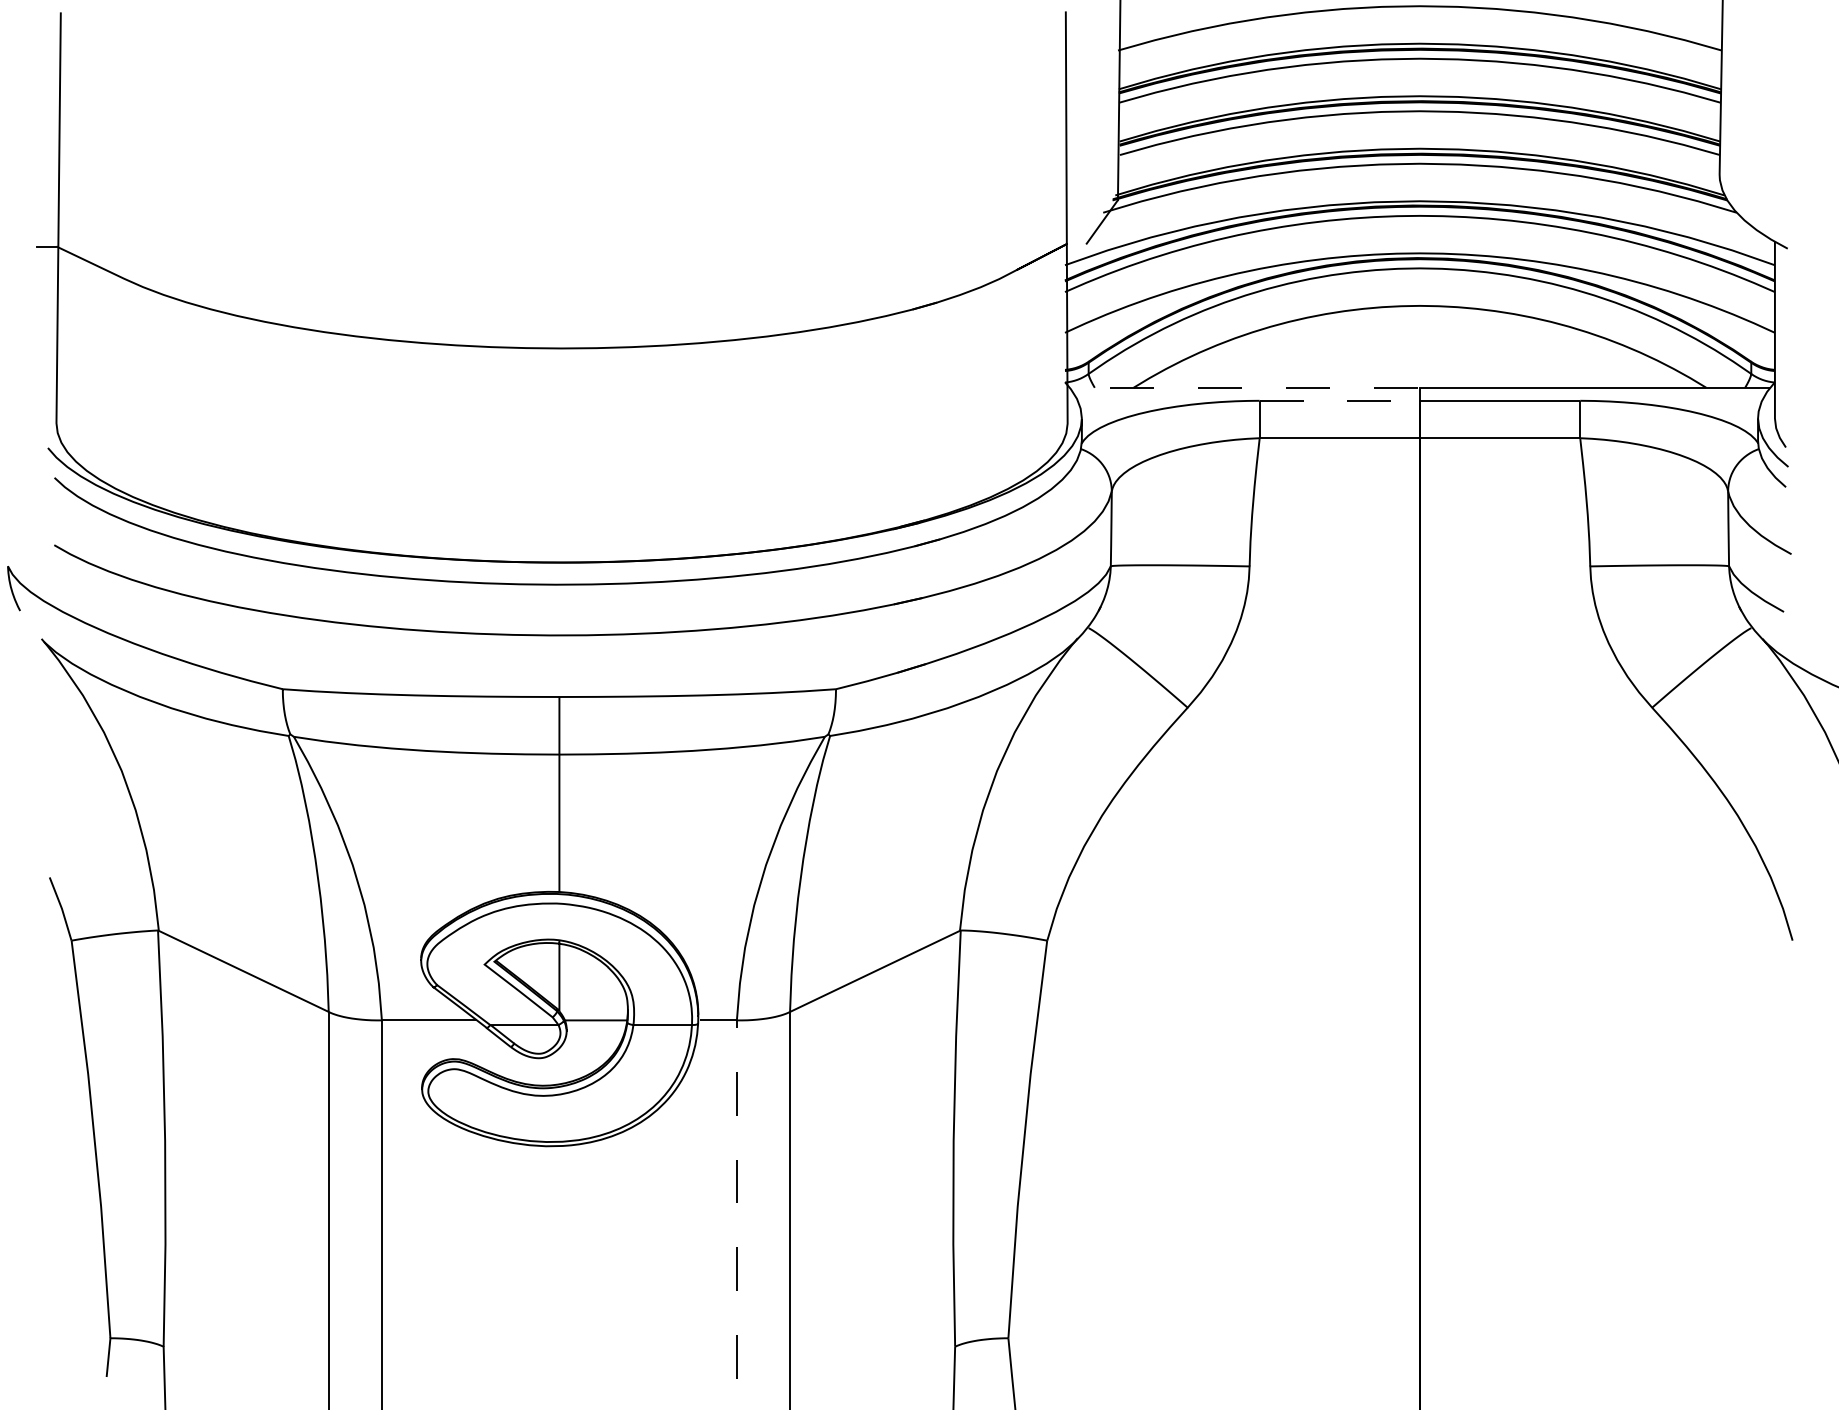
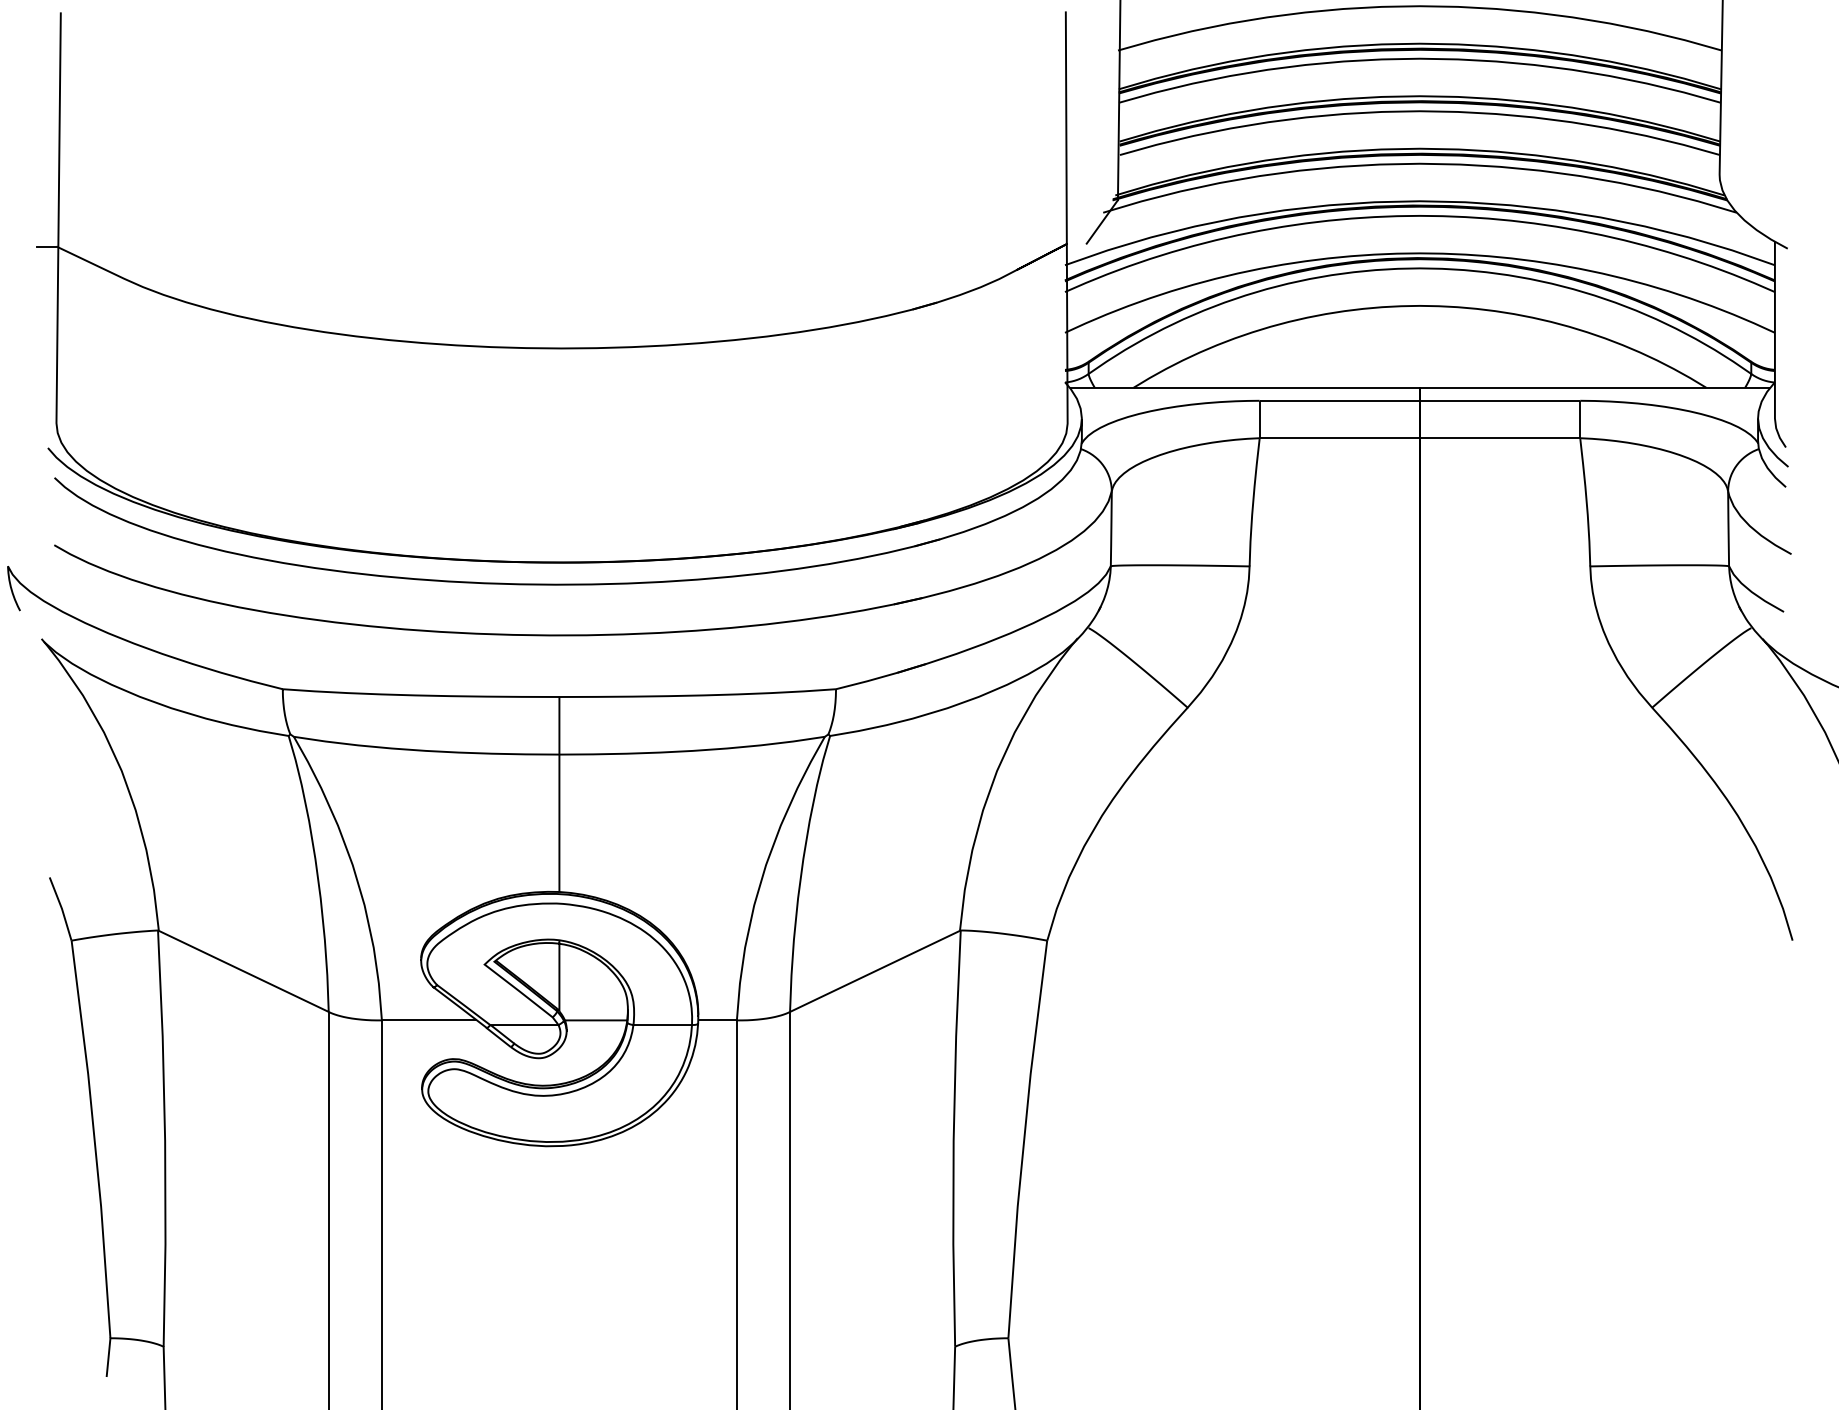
line: dashed -> solid (1332, 387)
line: dashed -> solid (736, 1194)
